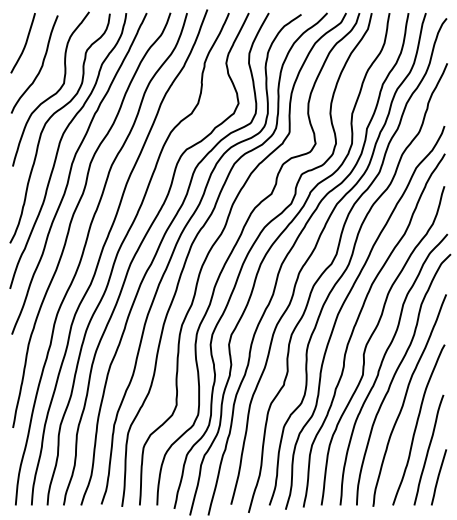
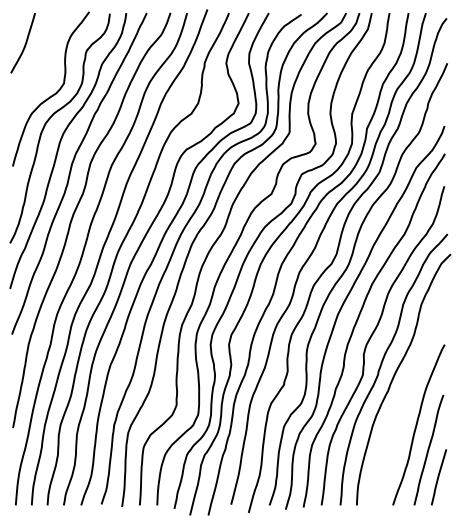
curve: present -> none (40, 67)
curve: present -> none (405, 400)
